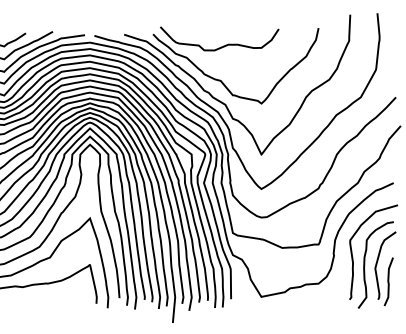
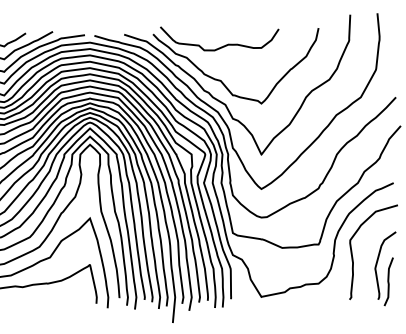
curve: present -> none (365, 264)
